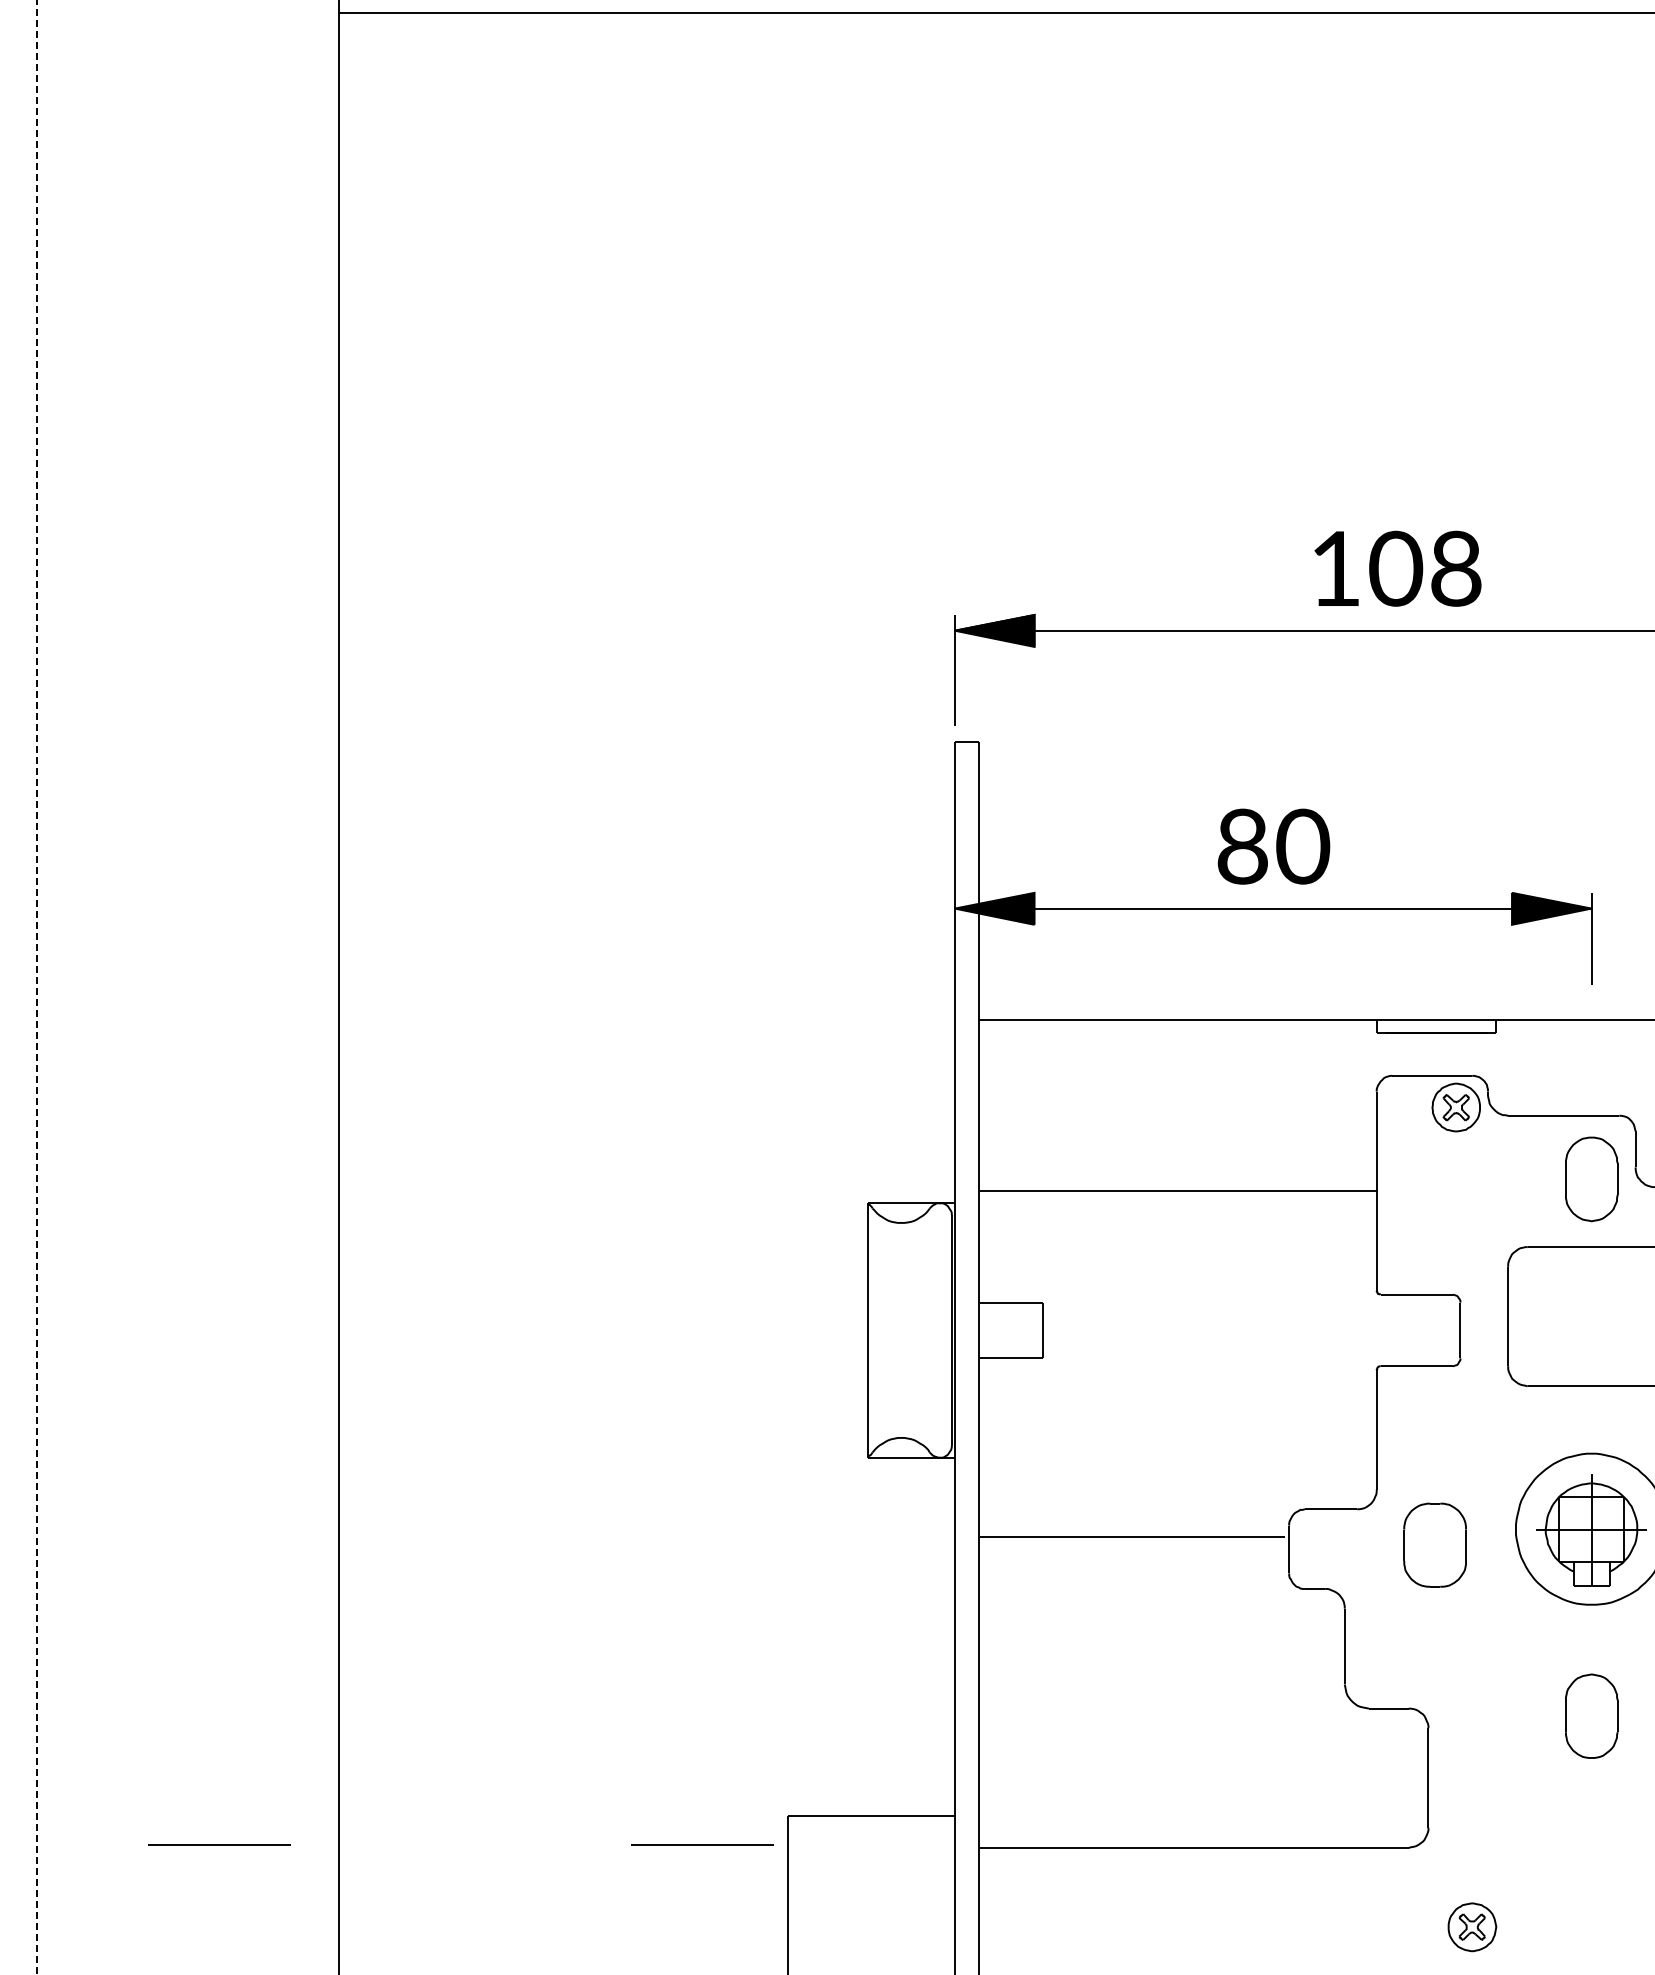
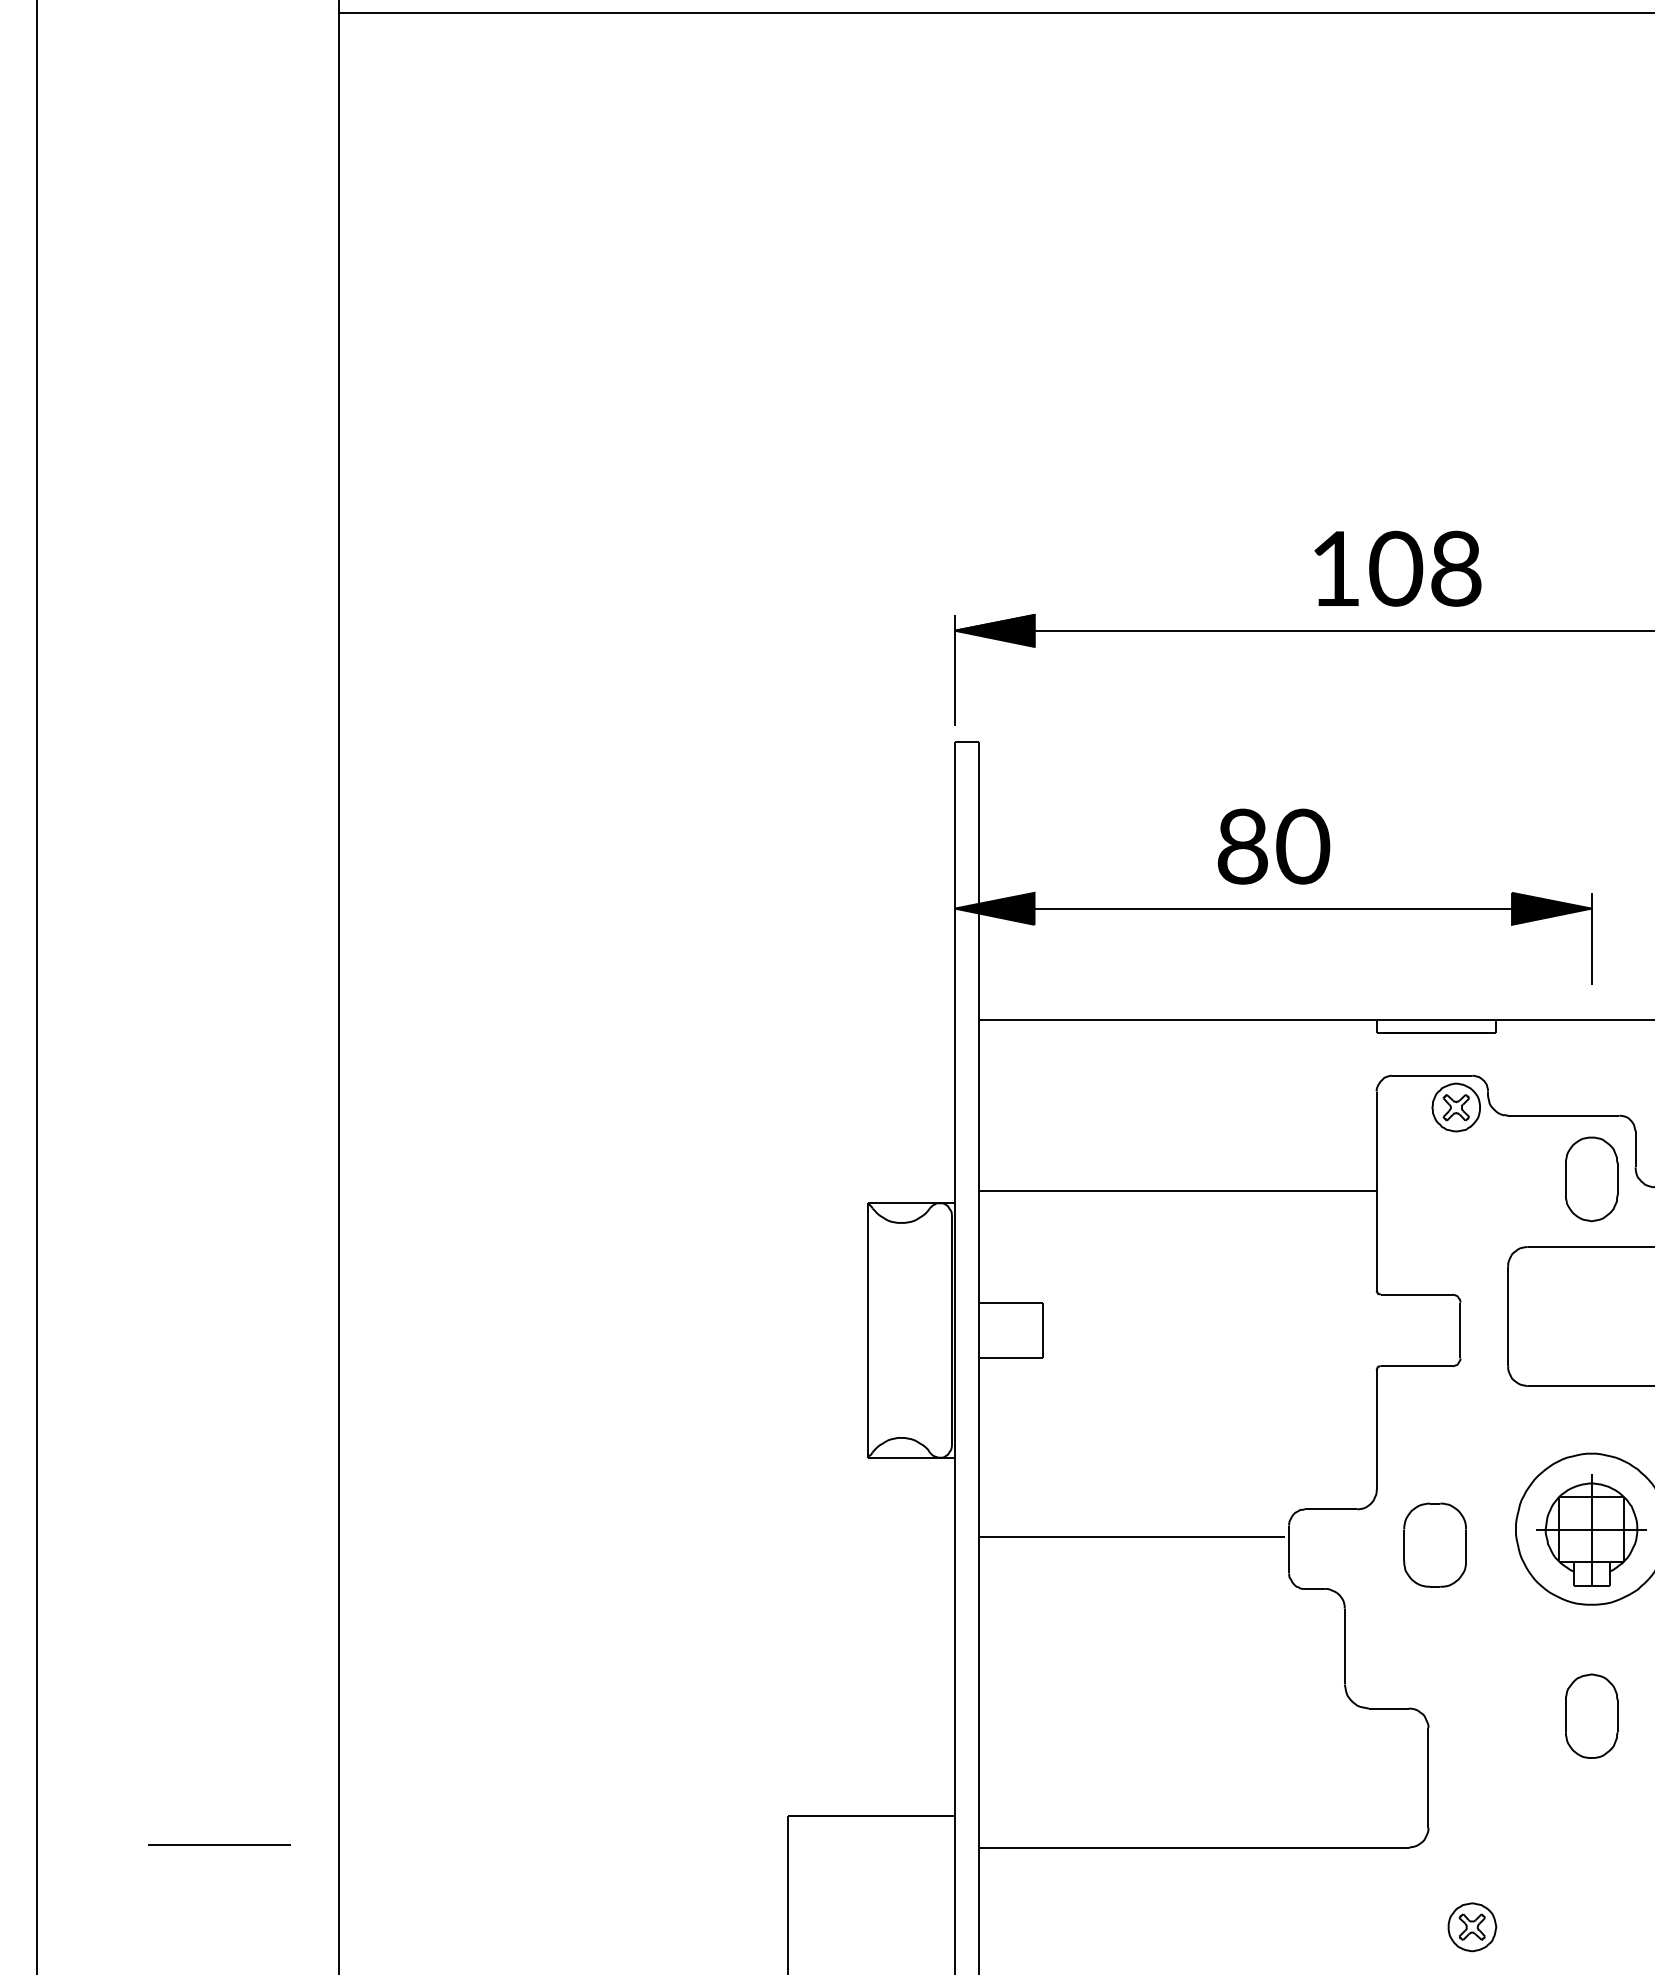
line: dashed -> solid (37, 988)
line: present -> none (702, 1844)
